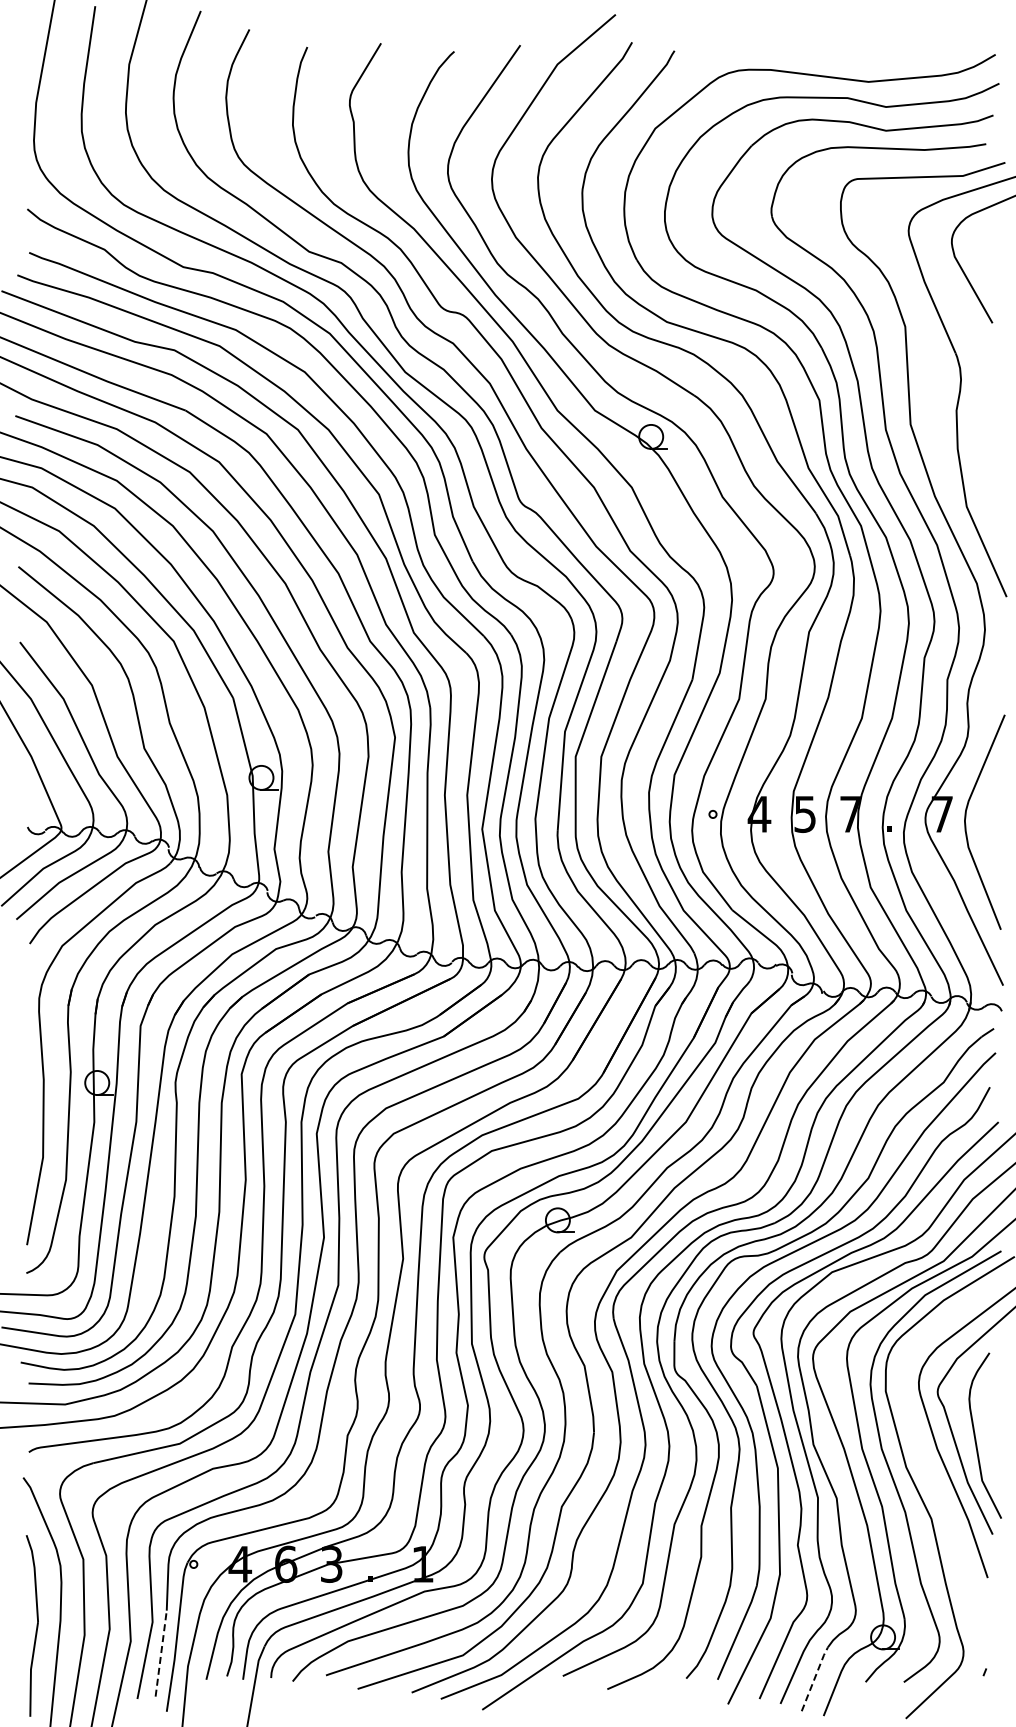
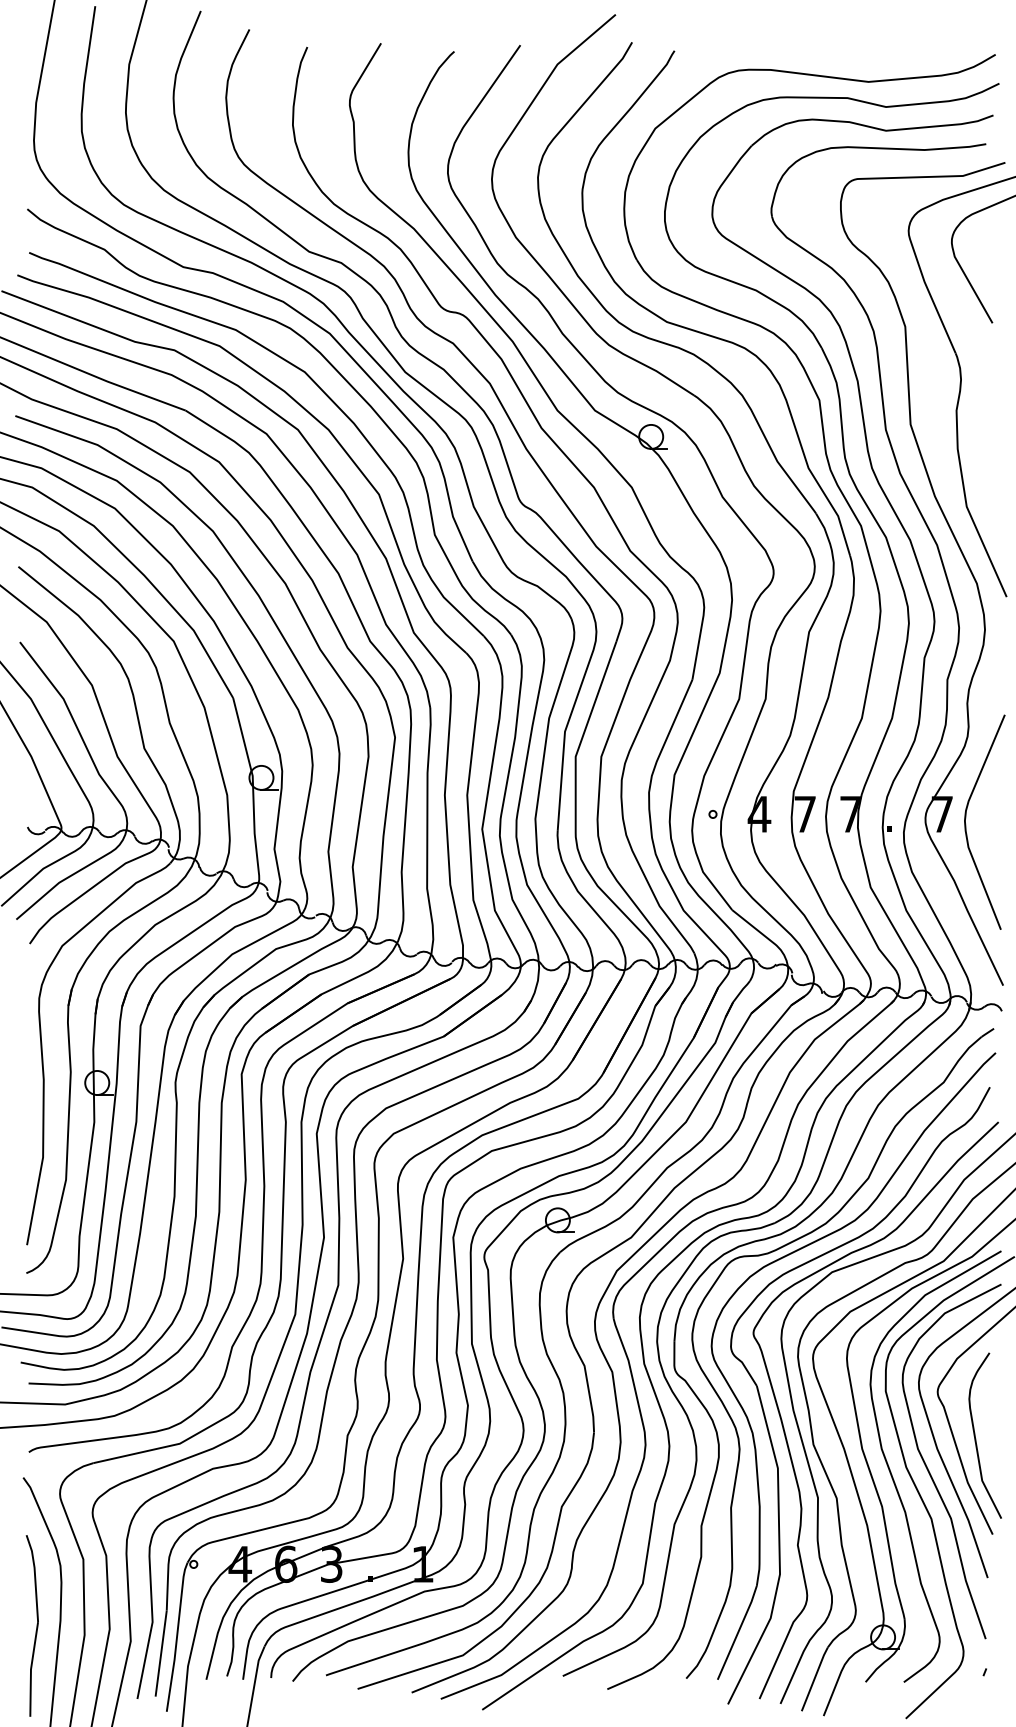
text: 5 -> 7 (804, 814)
curve: none -> present (930, 1472)
line: dashed -> solid (161, 1653)
line: dashed -> solid (814, 1678)
